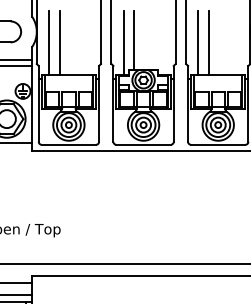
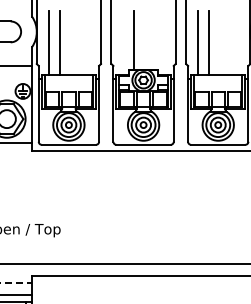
line: present -> none (123, 42)
line: present -> none (17, 60)
line: solid -> dashed (16, 283)
